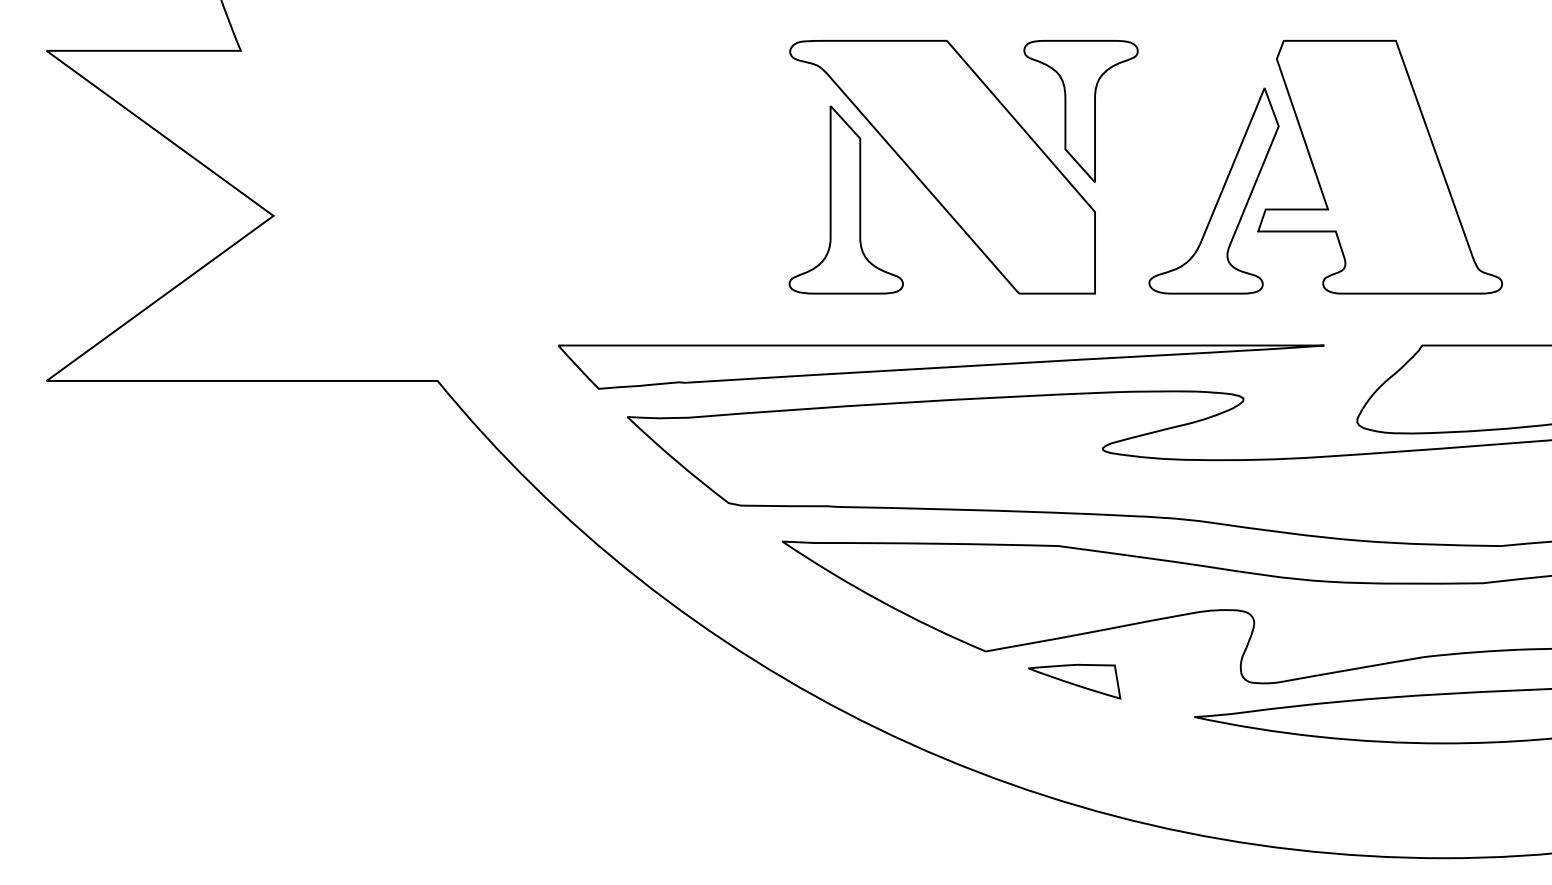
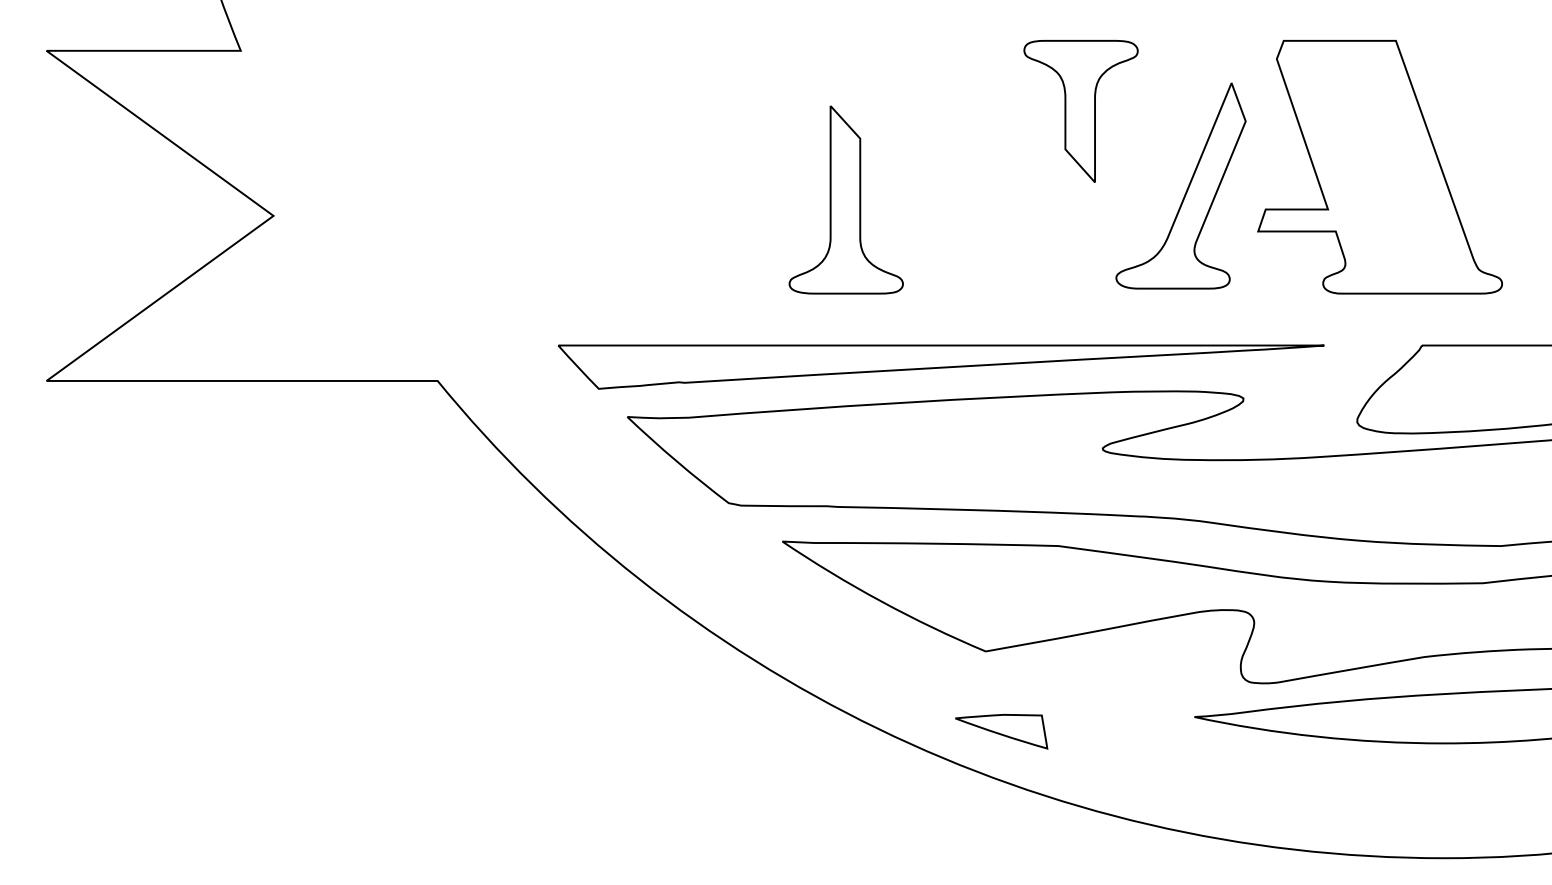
part: present -> none (942, 167)
part position: (1219, 194) -> (1186, 189) (1186, 189)
part position: (1074, 681) -> (1001, 731) (1001, 731)
